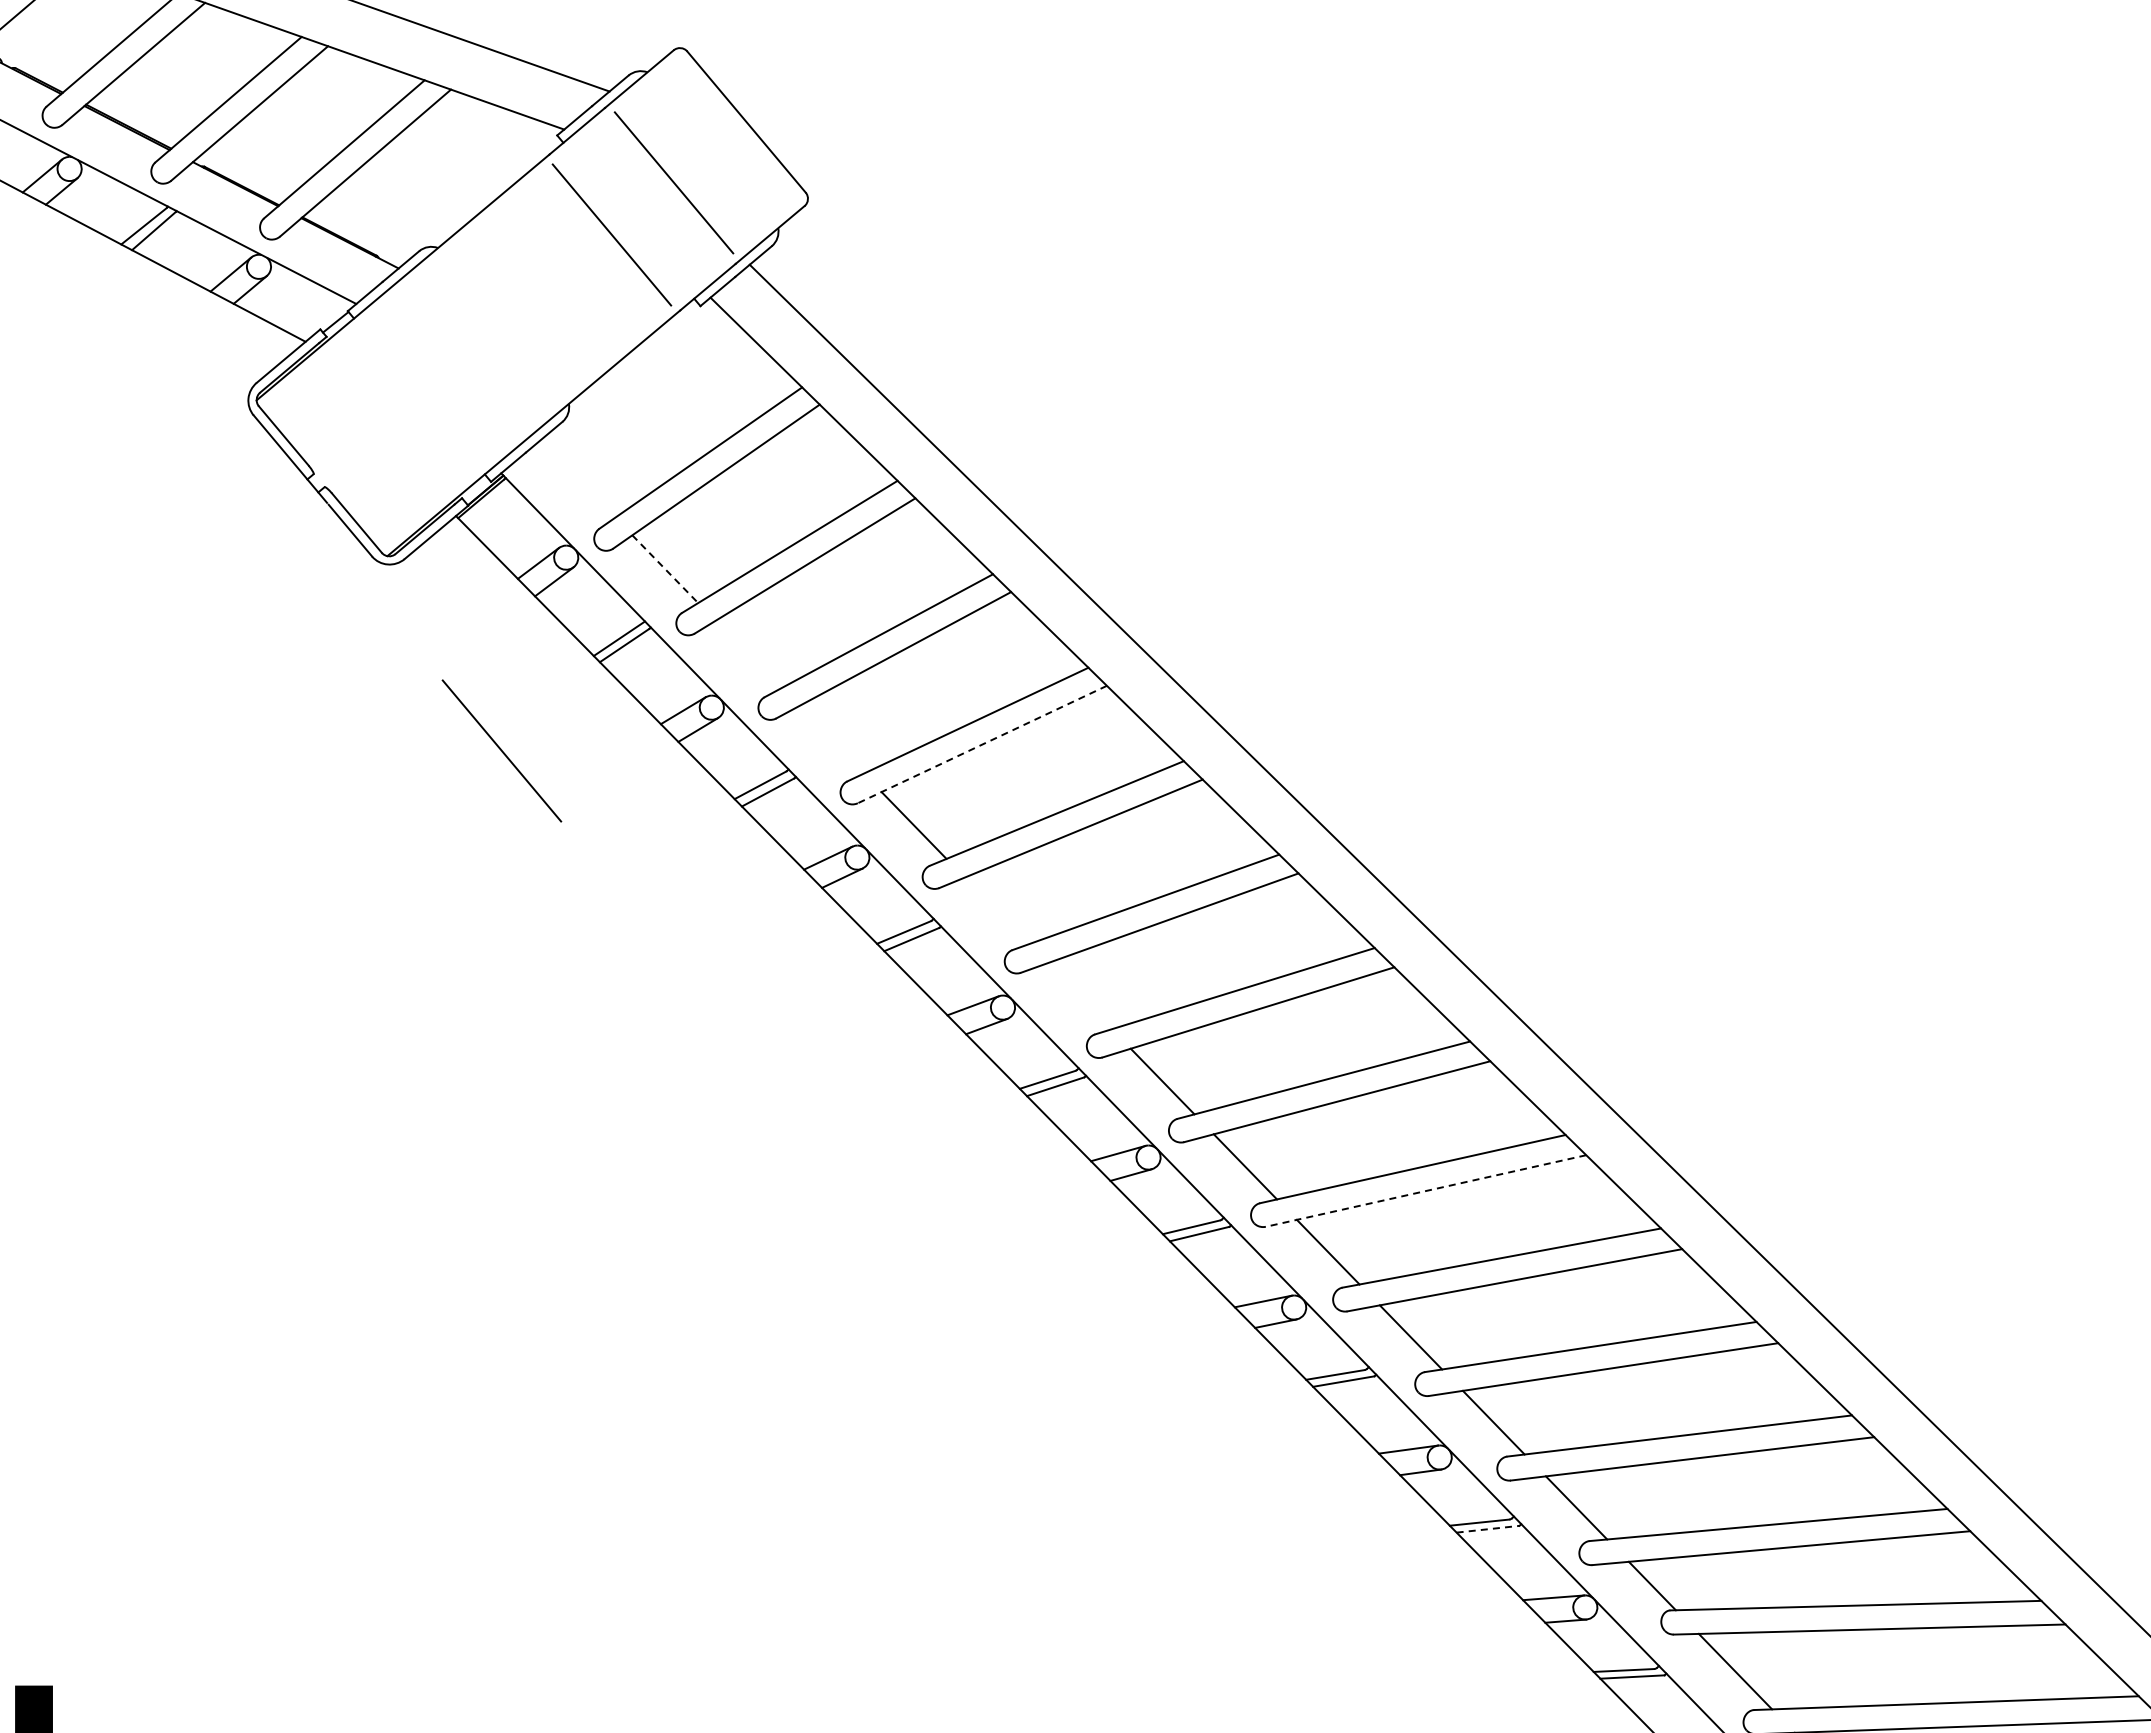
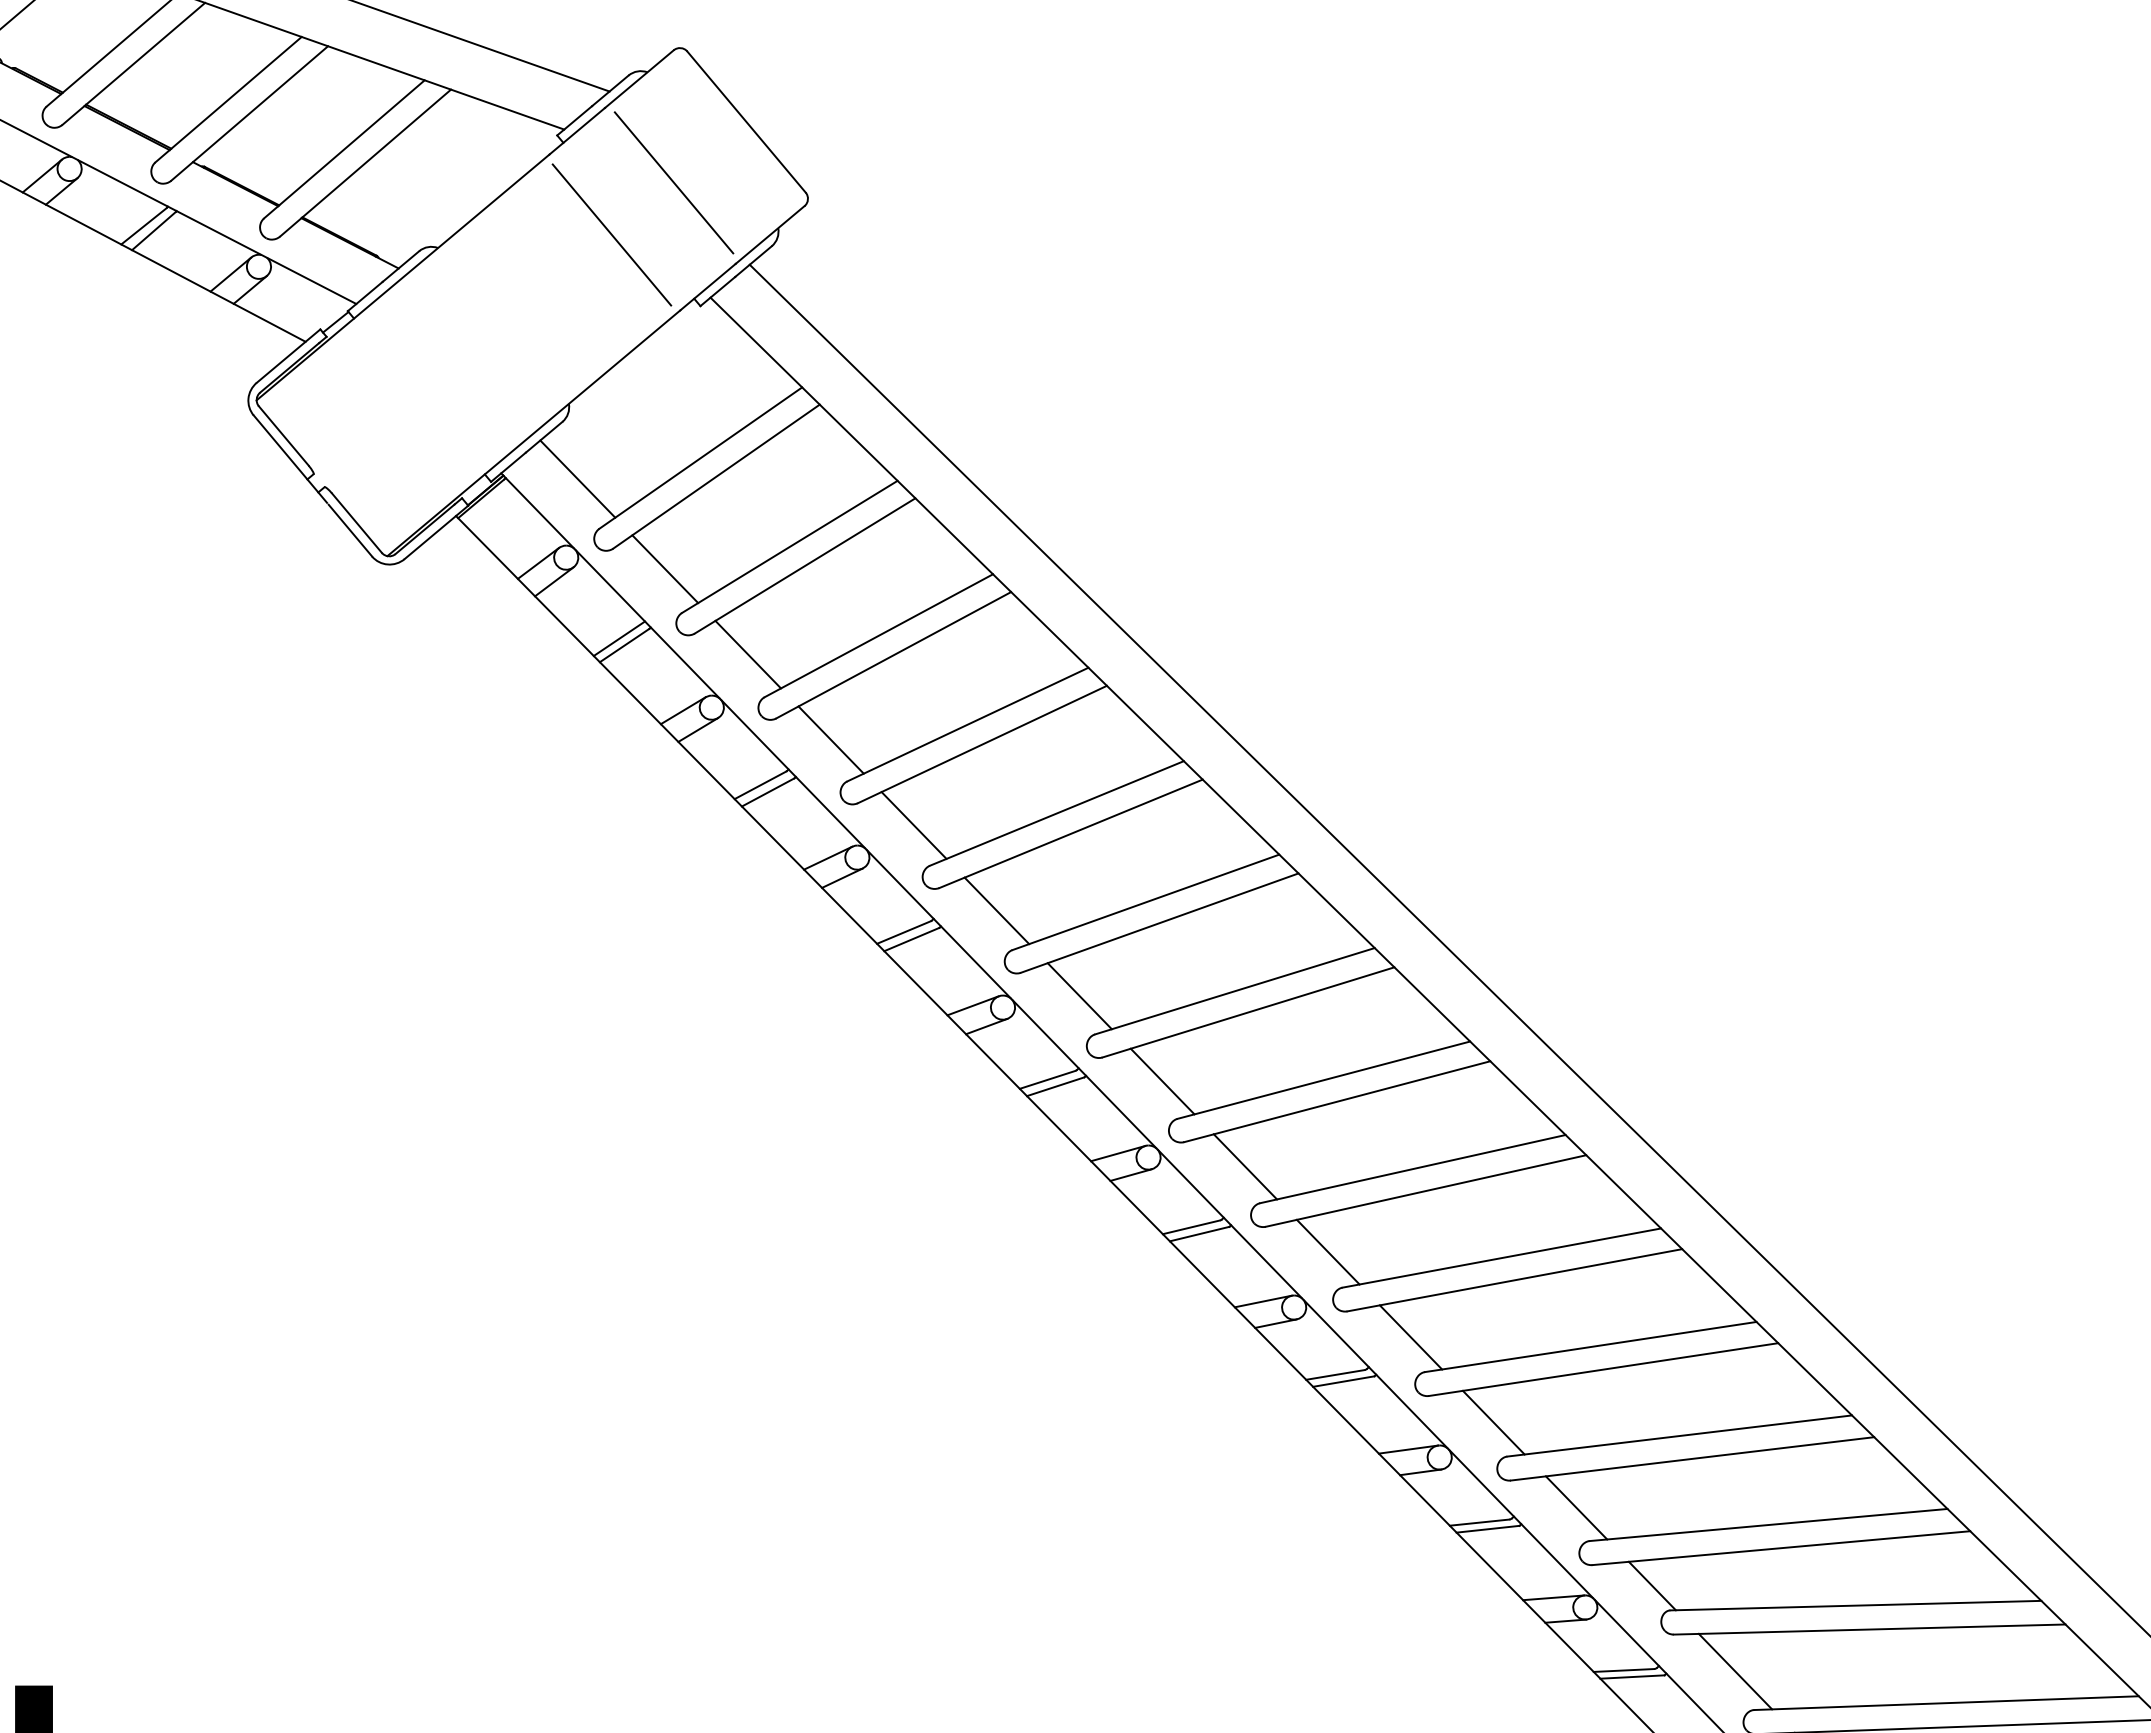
line: none -> present (577, 478)
line: dashed -> solid (665, 569)
line: none -> present (748, 654)
line: none -> present (830, 739)
line: dashed -> solid (982, 744)
line: present -> none (501, 750)
line: none -> present (996, 910)
line: none -> present (1079, 996)
line: dashed -> solid (1425, 1191)
line: dashed -> solid (1488, 1529)
